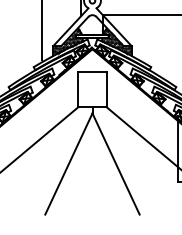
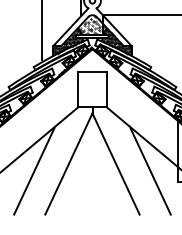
hatch: none -> present (91, 24)
line: none -> present (34, 170)
line: none -> present (149, 170)
